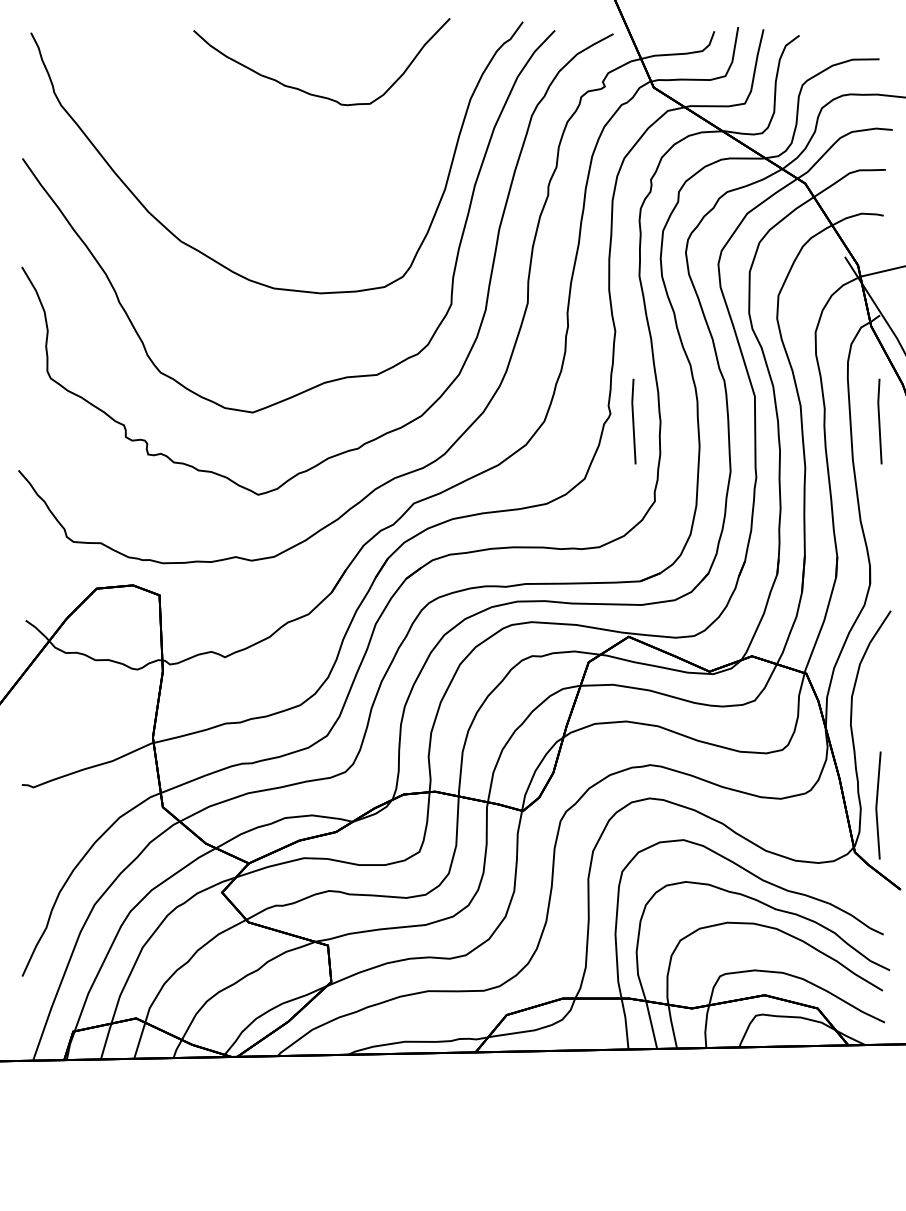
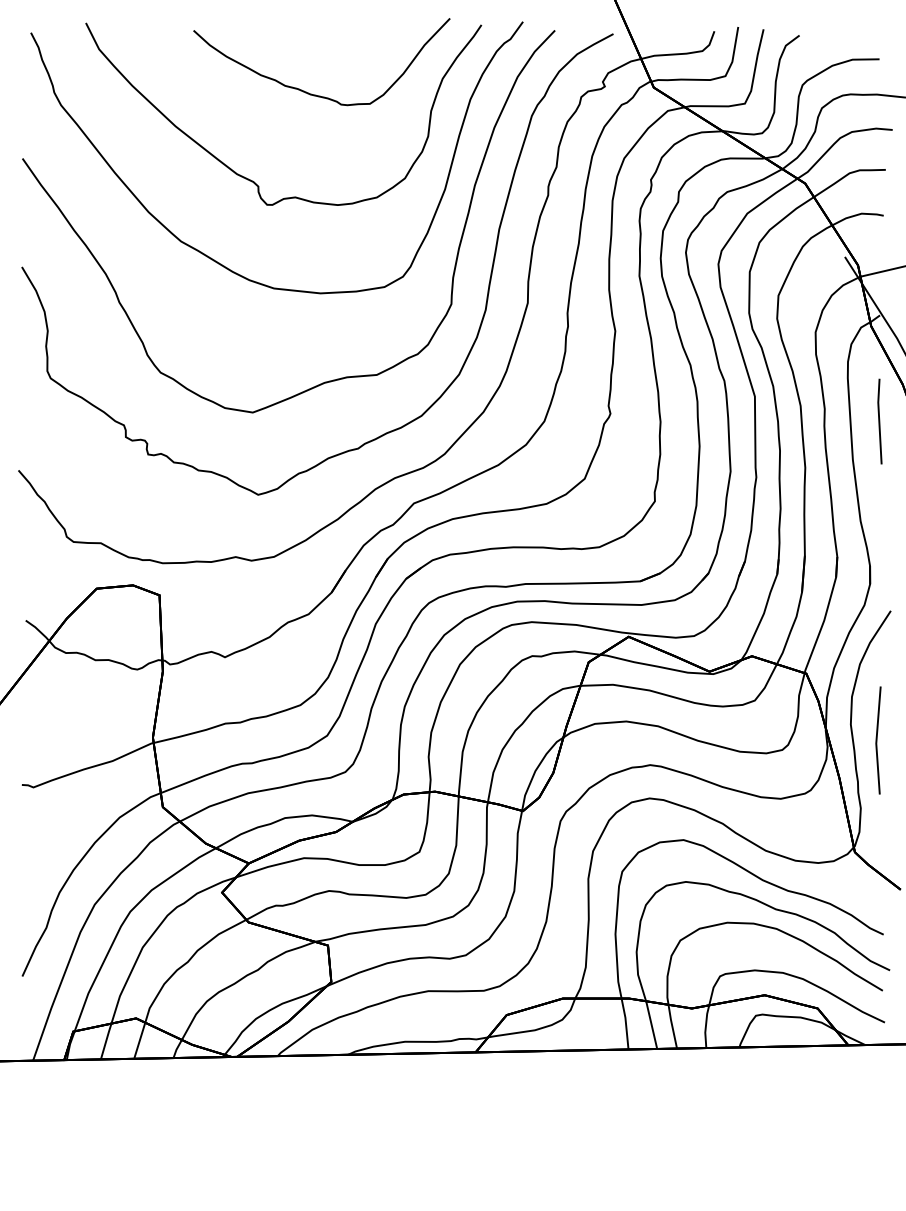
curve: none -> present (250, 179)
line: present -> none (633, 421)
line position: (877, 805) -> (877, 740) (877, 740)
